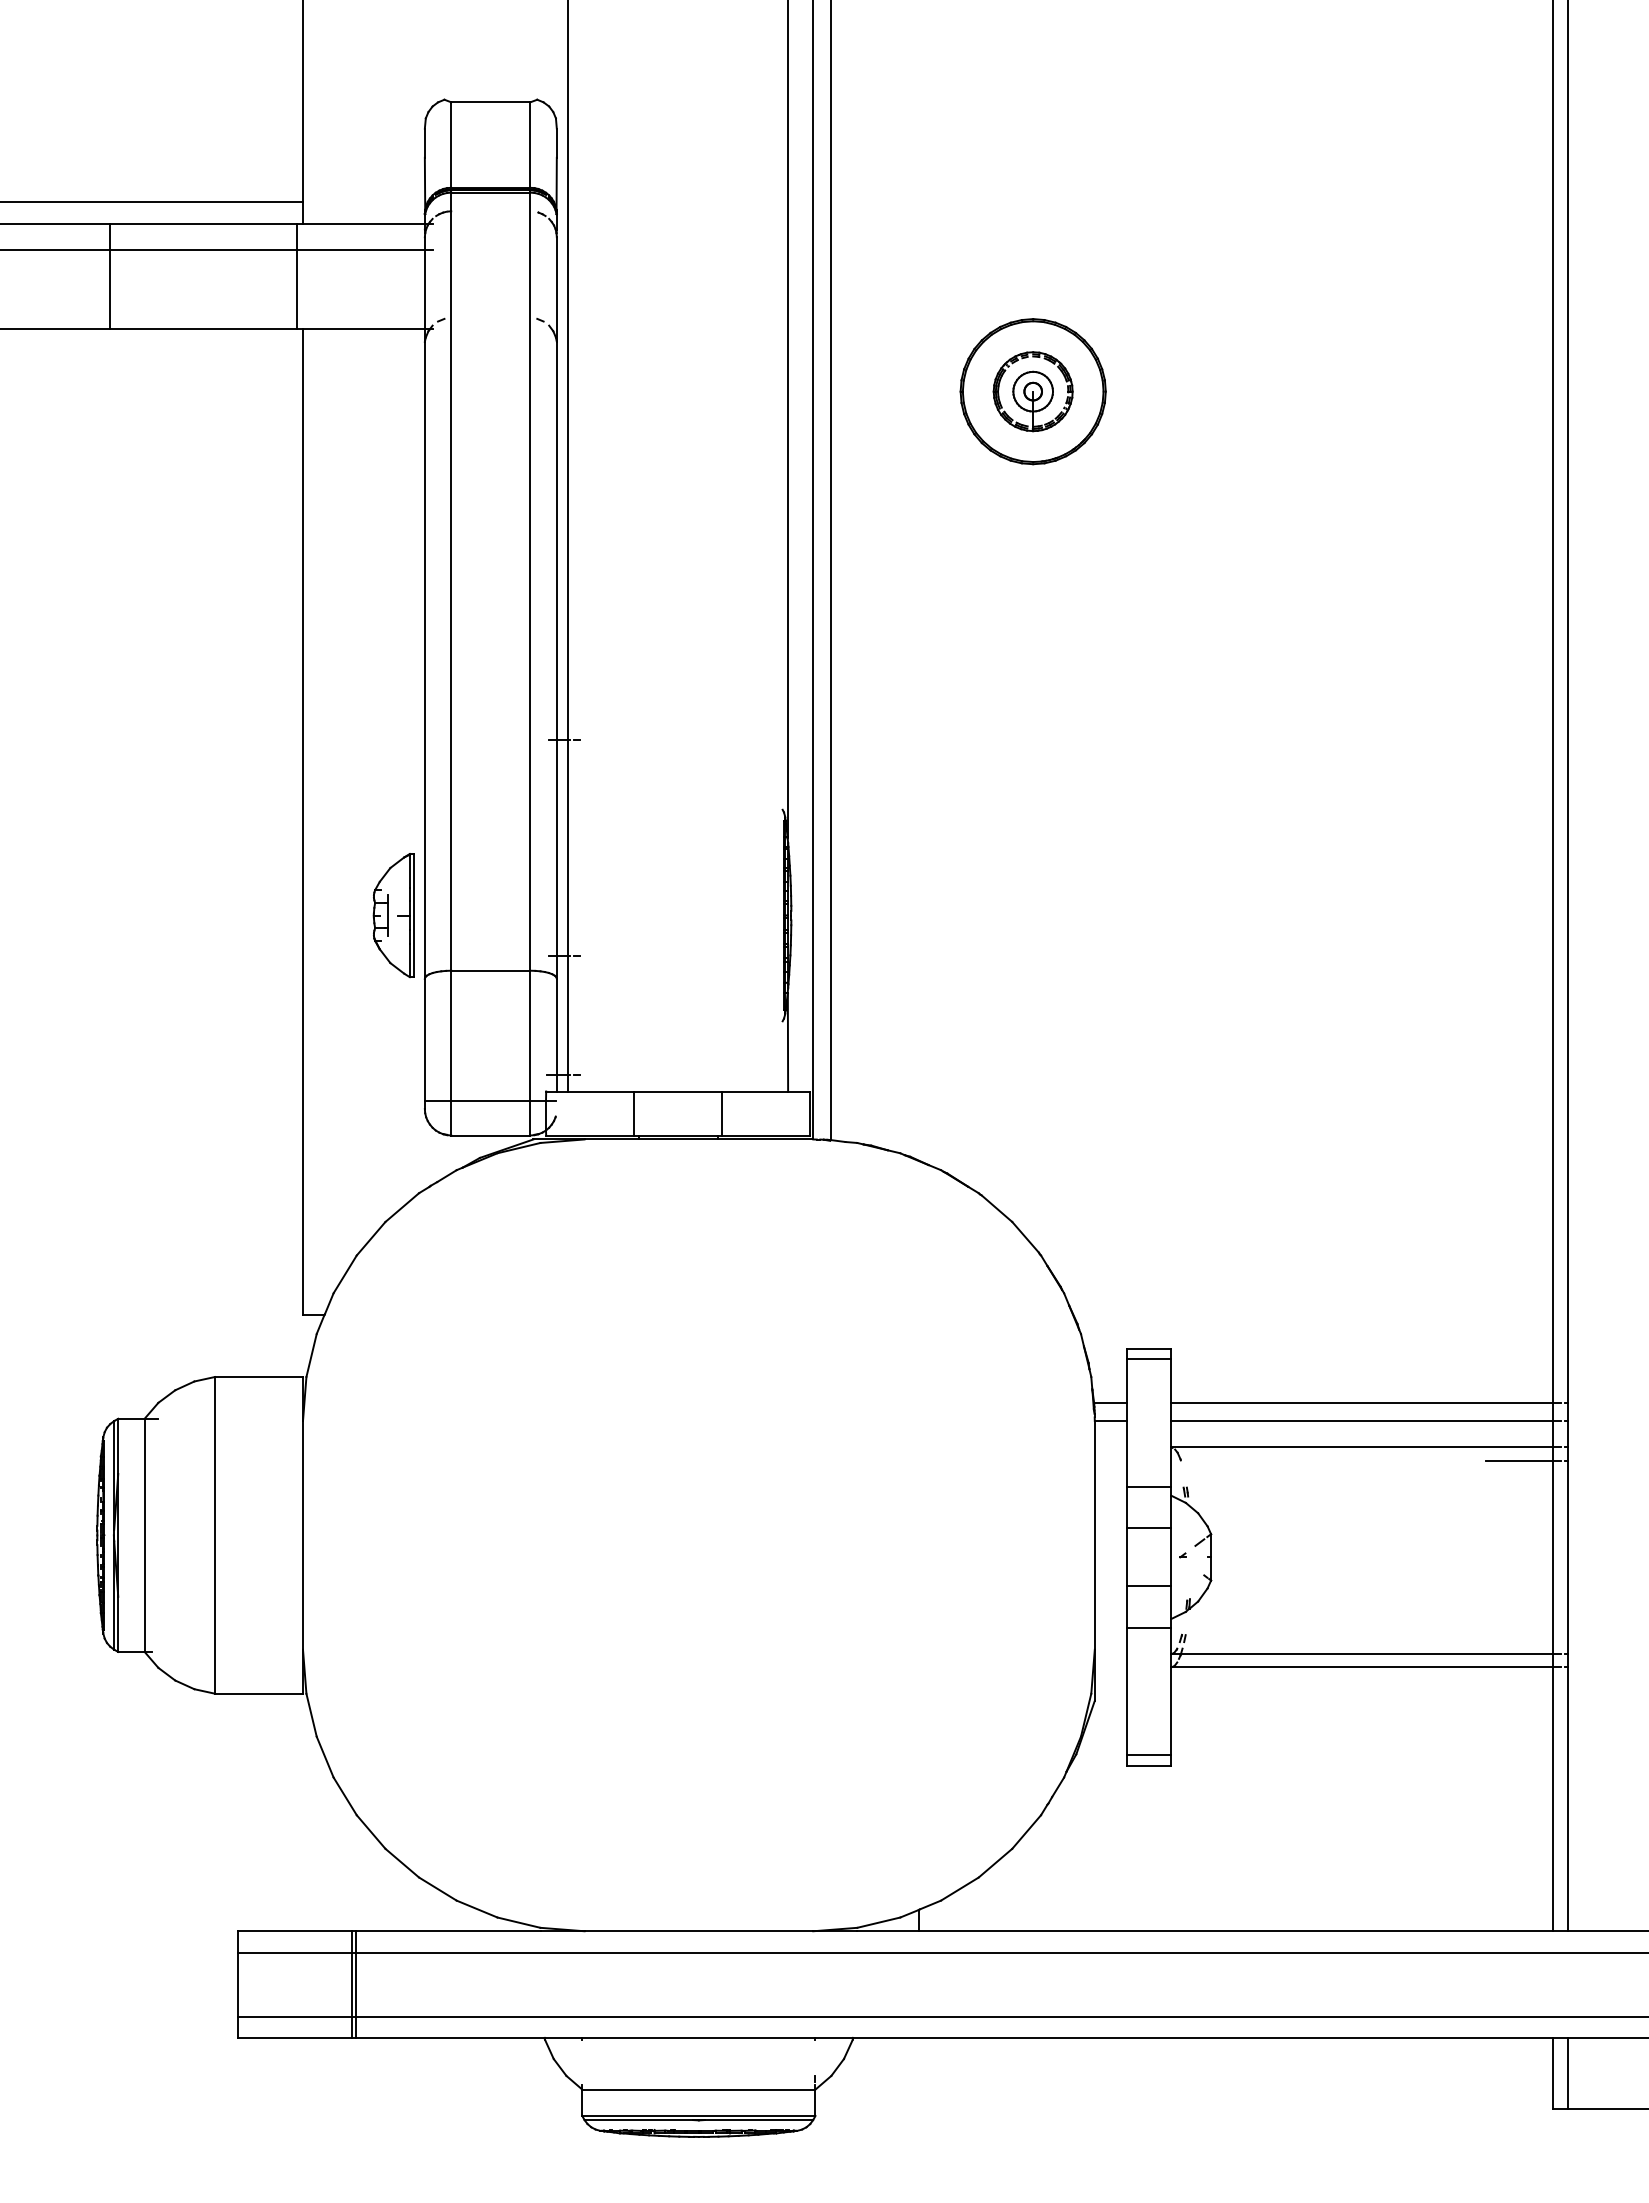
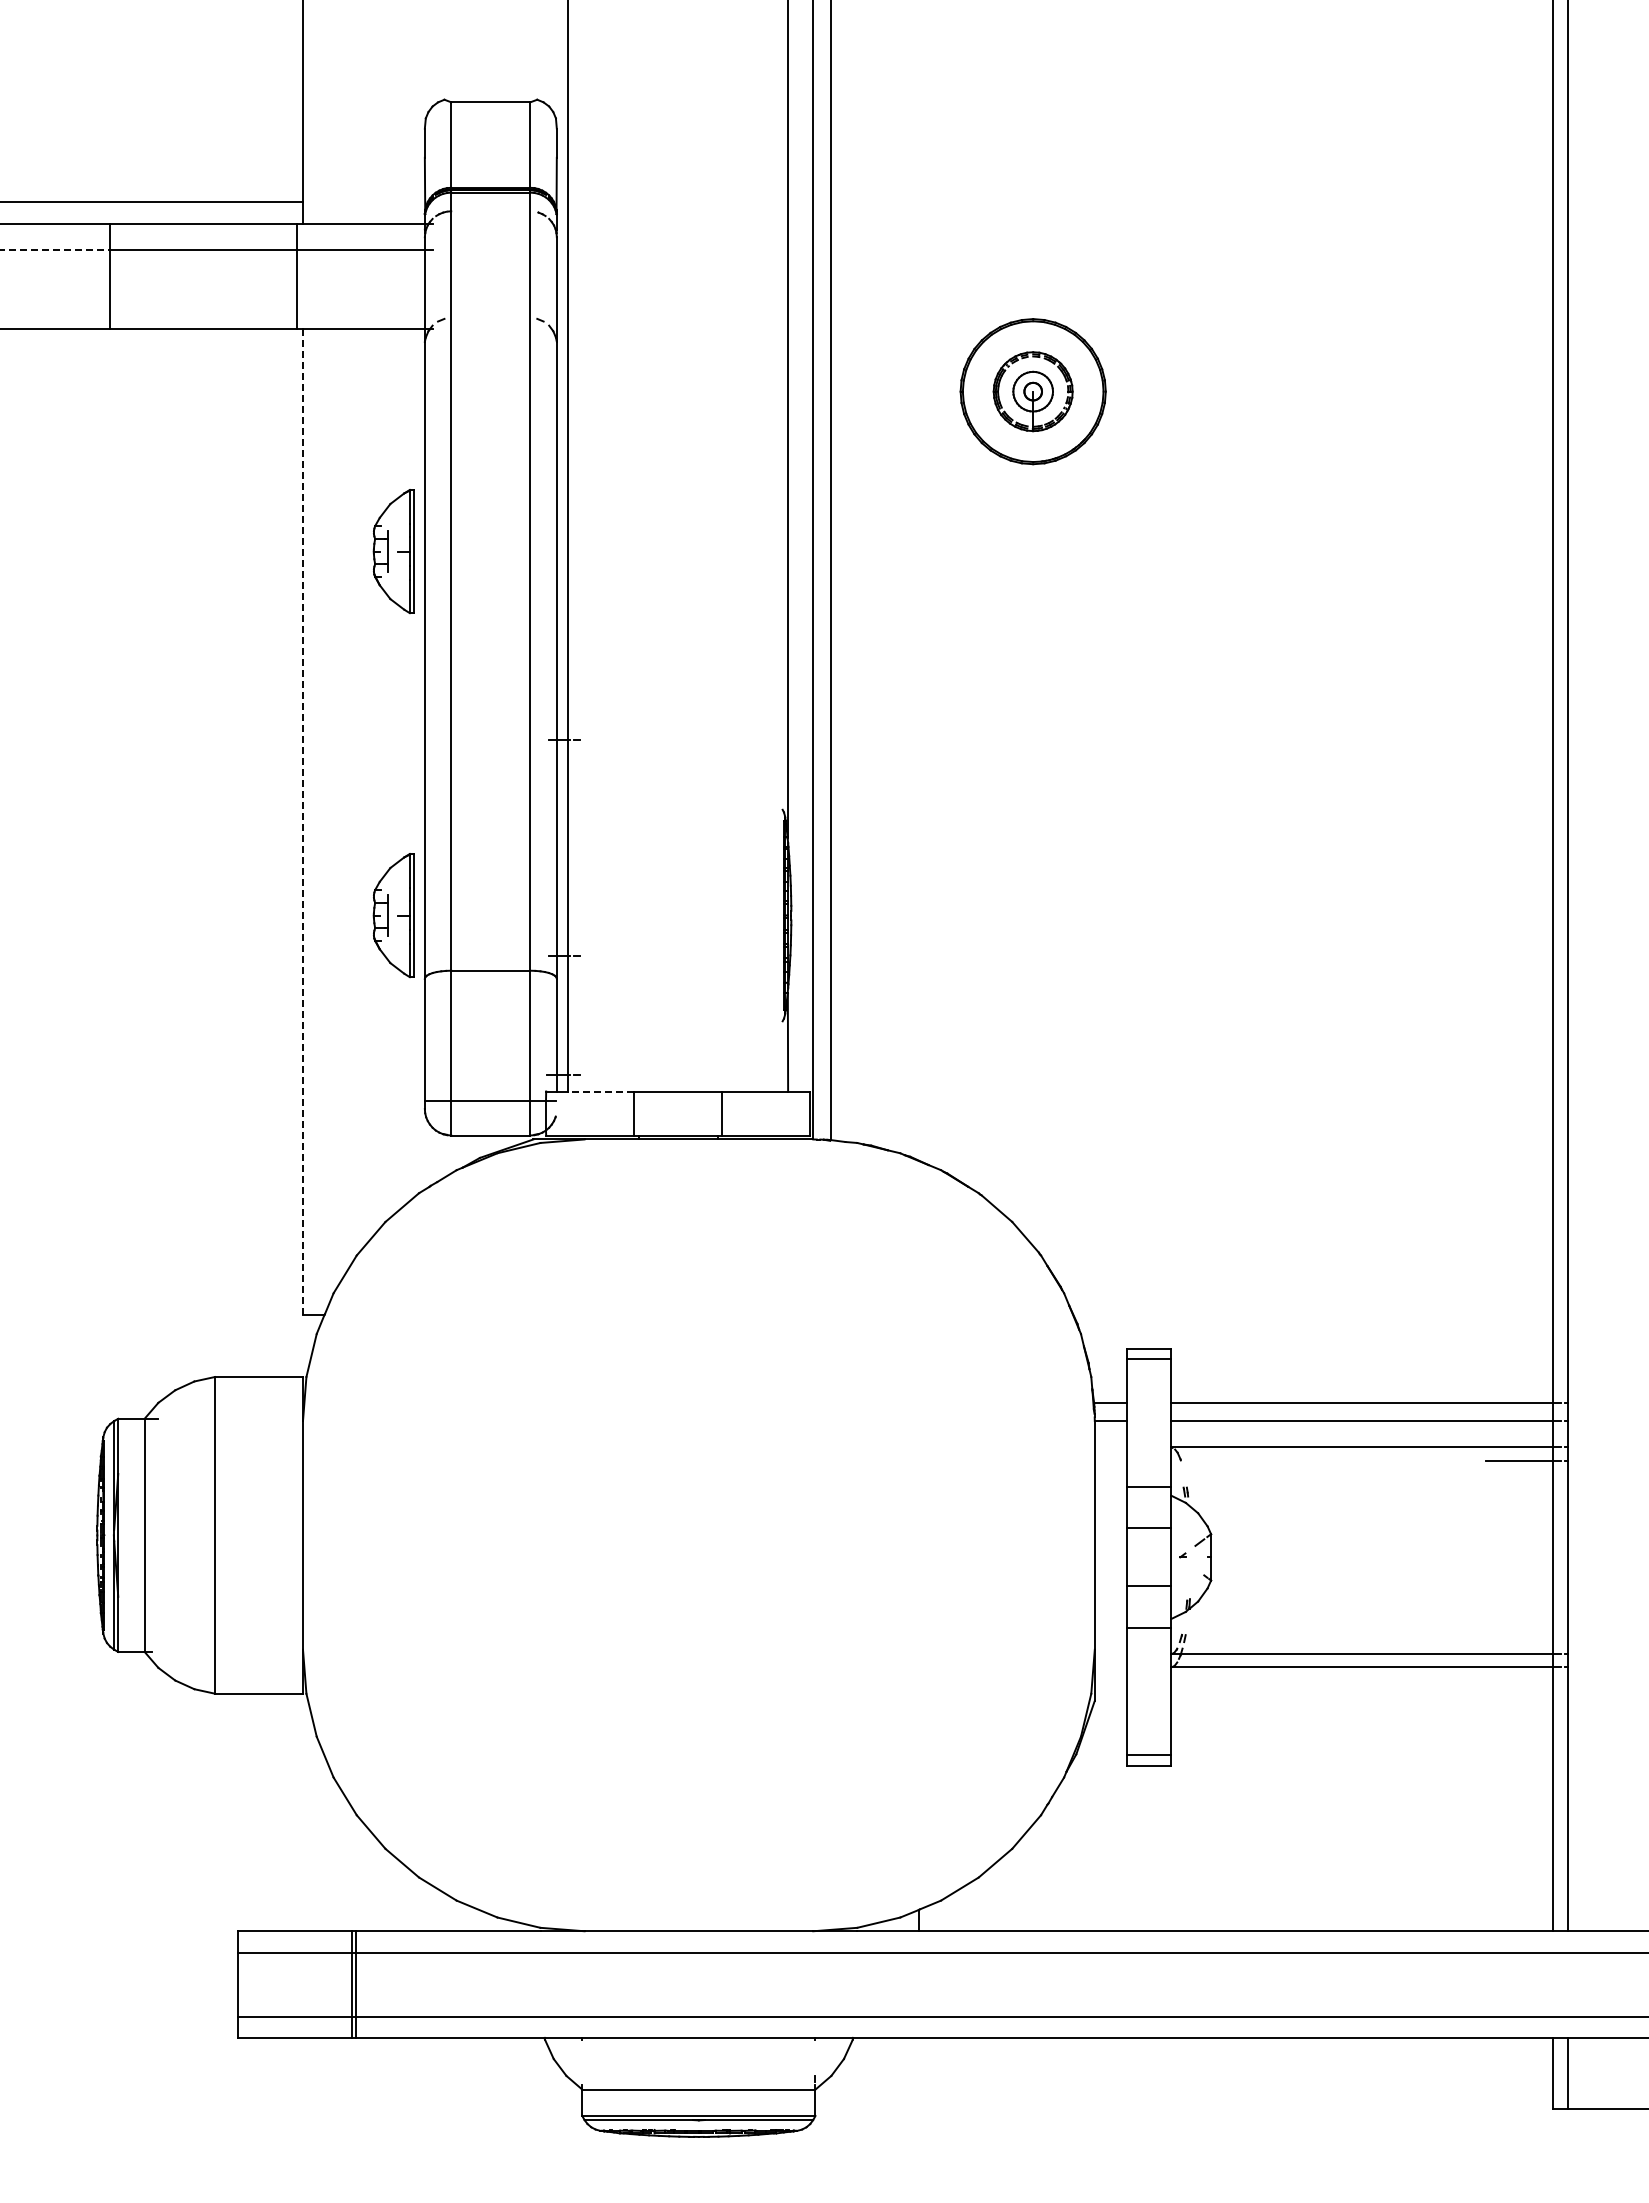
line: solid -> dashed (55, 250)
part: none -> present (393, 551)
line: solid -> dashed (303, 822)
line: solid -> dashed (601, 1091)
